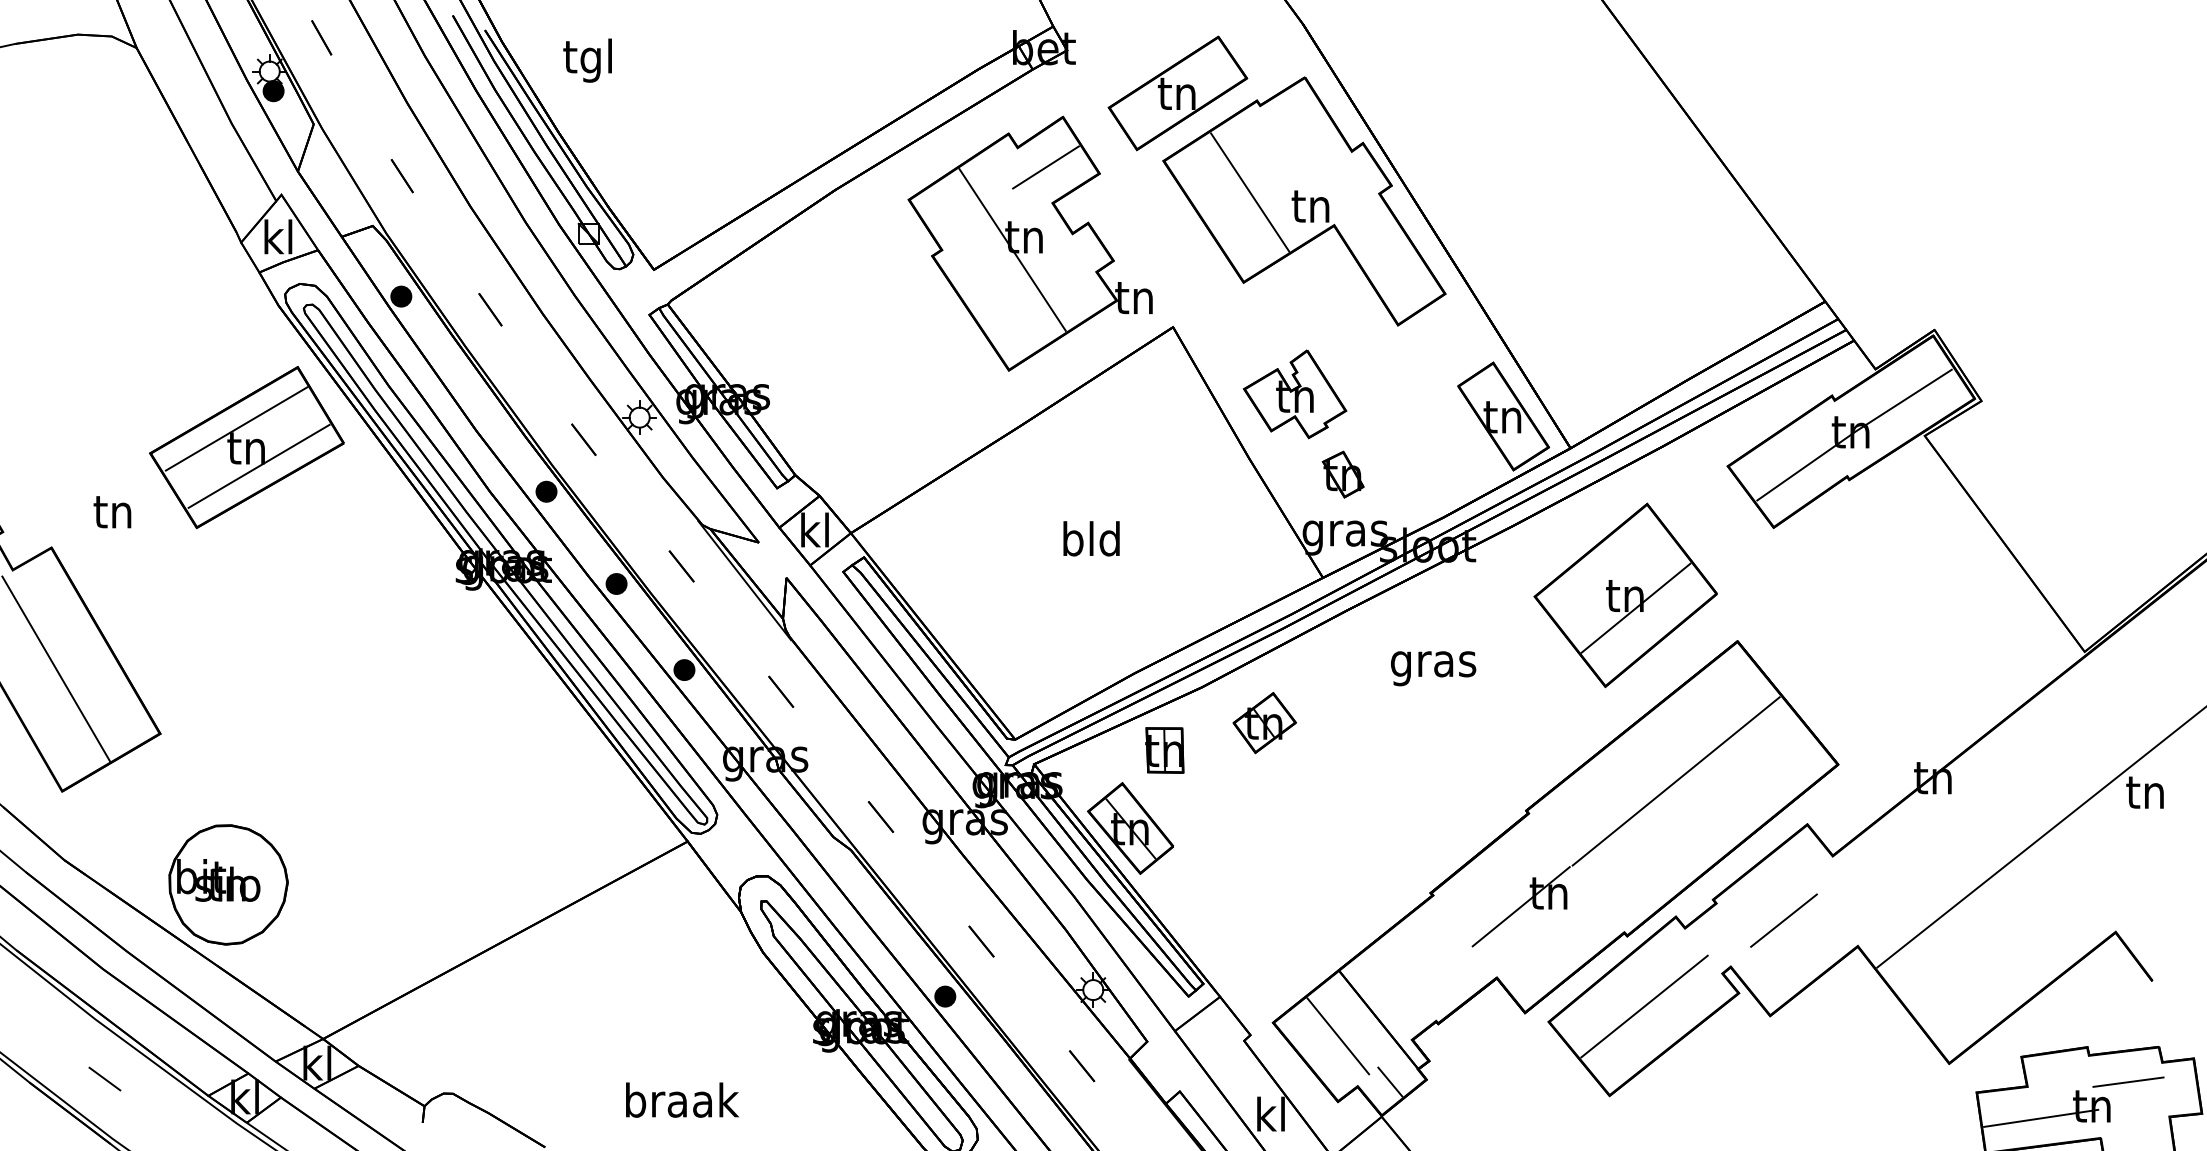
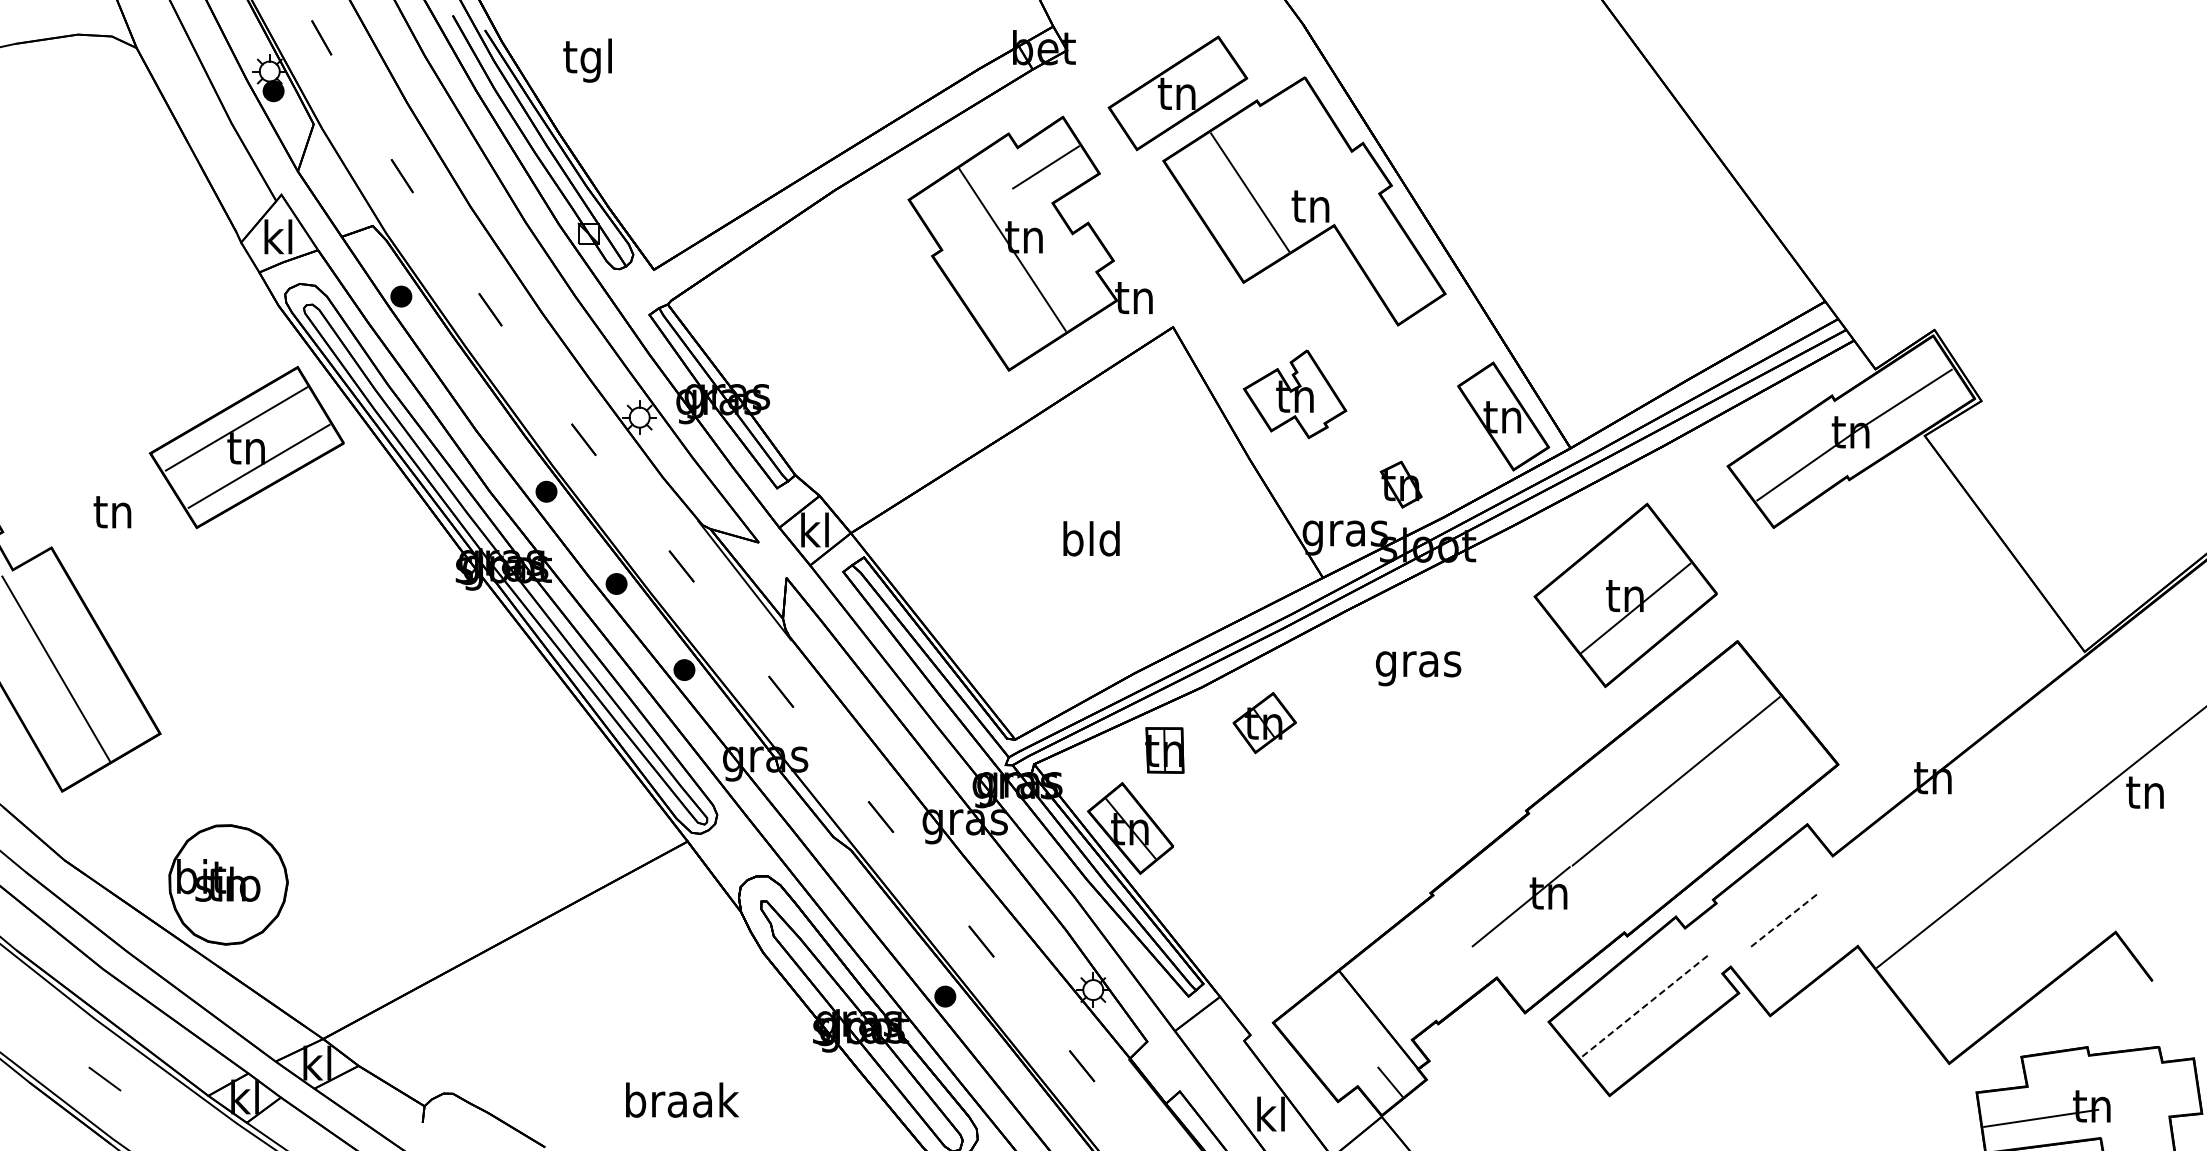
part position: (1342, 474) -> (1400, 484) (1400, 484)
text position: (1433, 668) -> (1418, 668) (1418, 668)
line: solid -> dashed (1783, 920)
line: solid -> dashed (1644, 1006)
line: present -> none (1338, 1036)
line: present -> none (2128, 1081)
